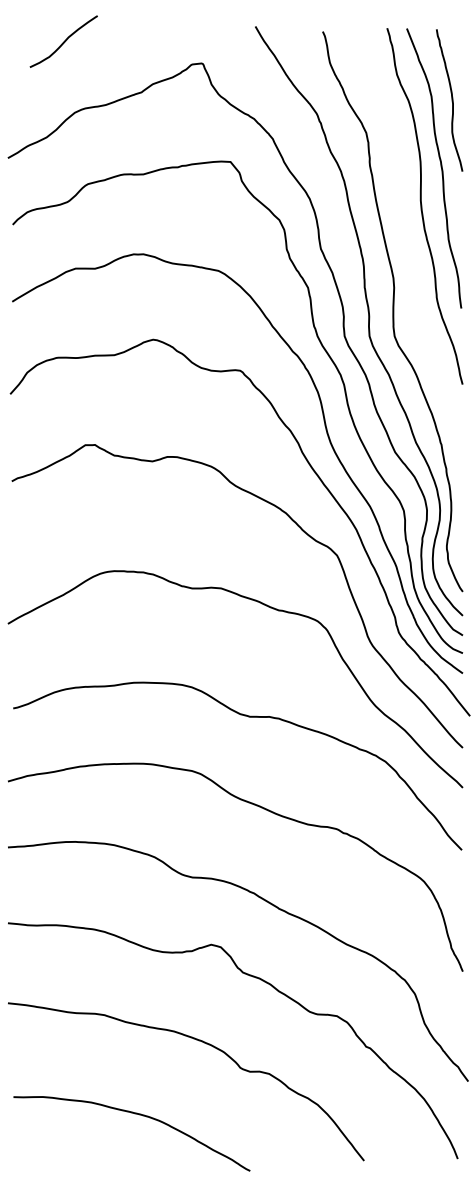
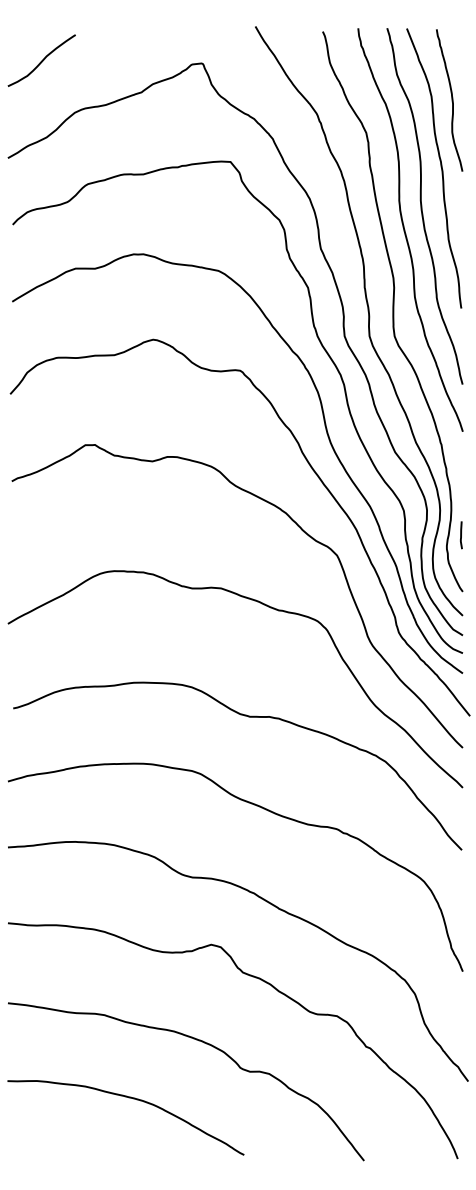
curve position: (63, 41) -> (41, 60) (41, 60)
curve: none -> present (405, 229)
line: none -> present (461, 535)
curve position: (134, 1114) -> (128, 1098) (128, 1098)
